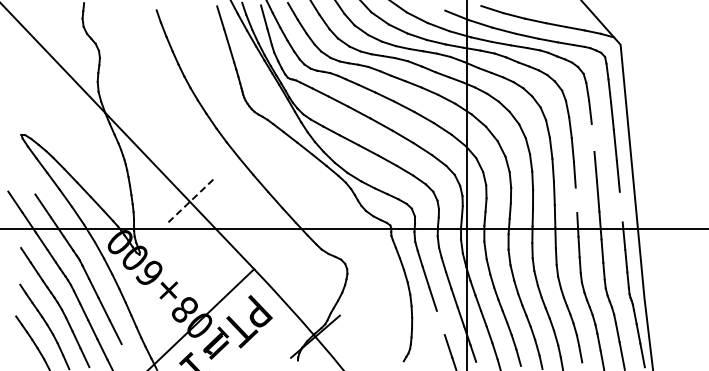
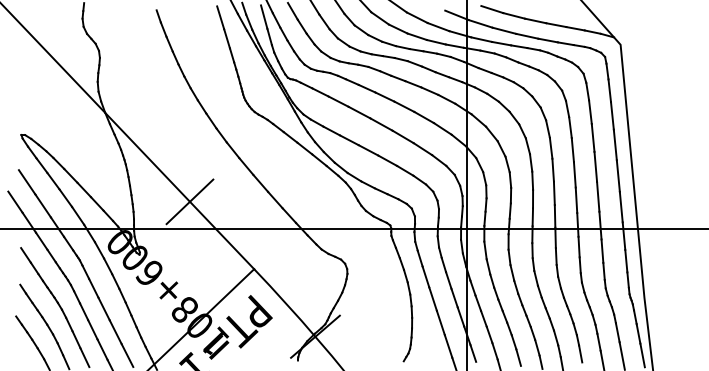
line: none -> present (592, 137)
line: none -> present (26, 182)
line: none -> present (576, 200)
line: dashed -> solid (189, 202)
line: none -> present (620, 206)
line: none -> present (440, 322)
line: none -> present (127, 355)
